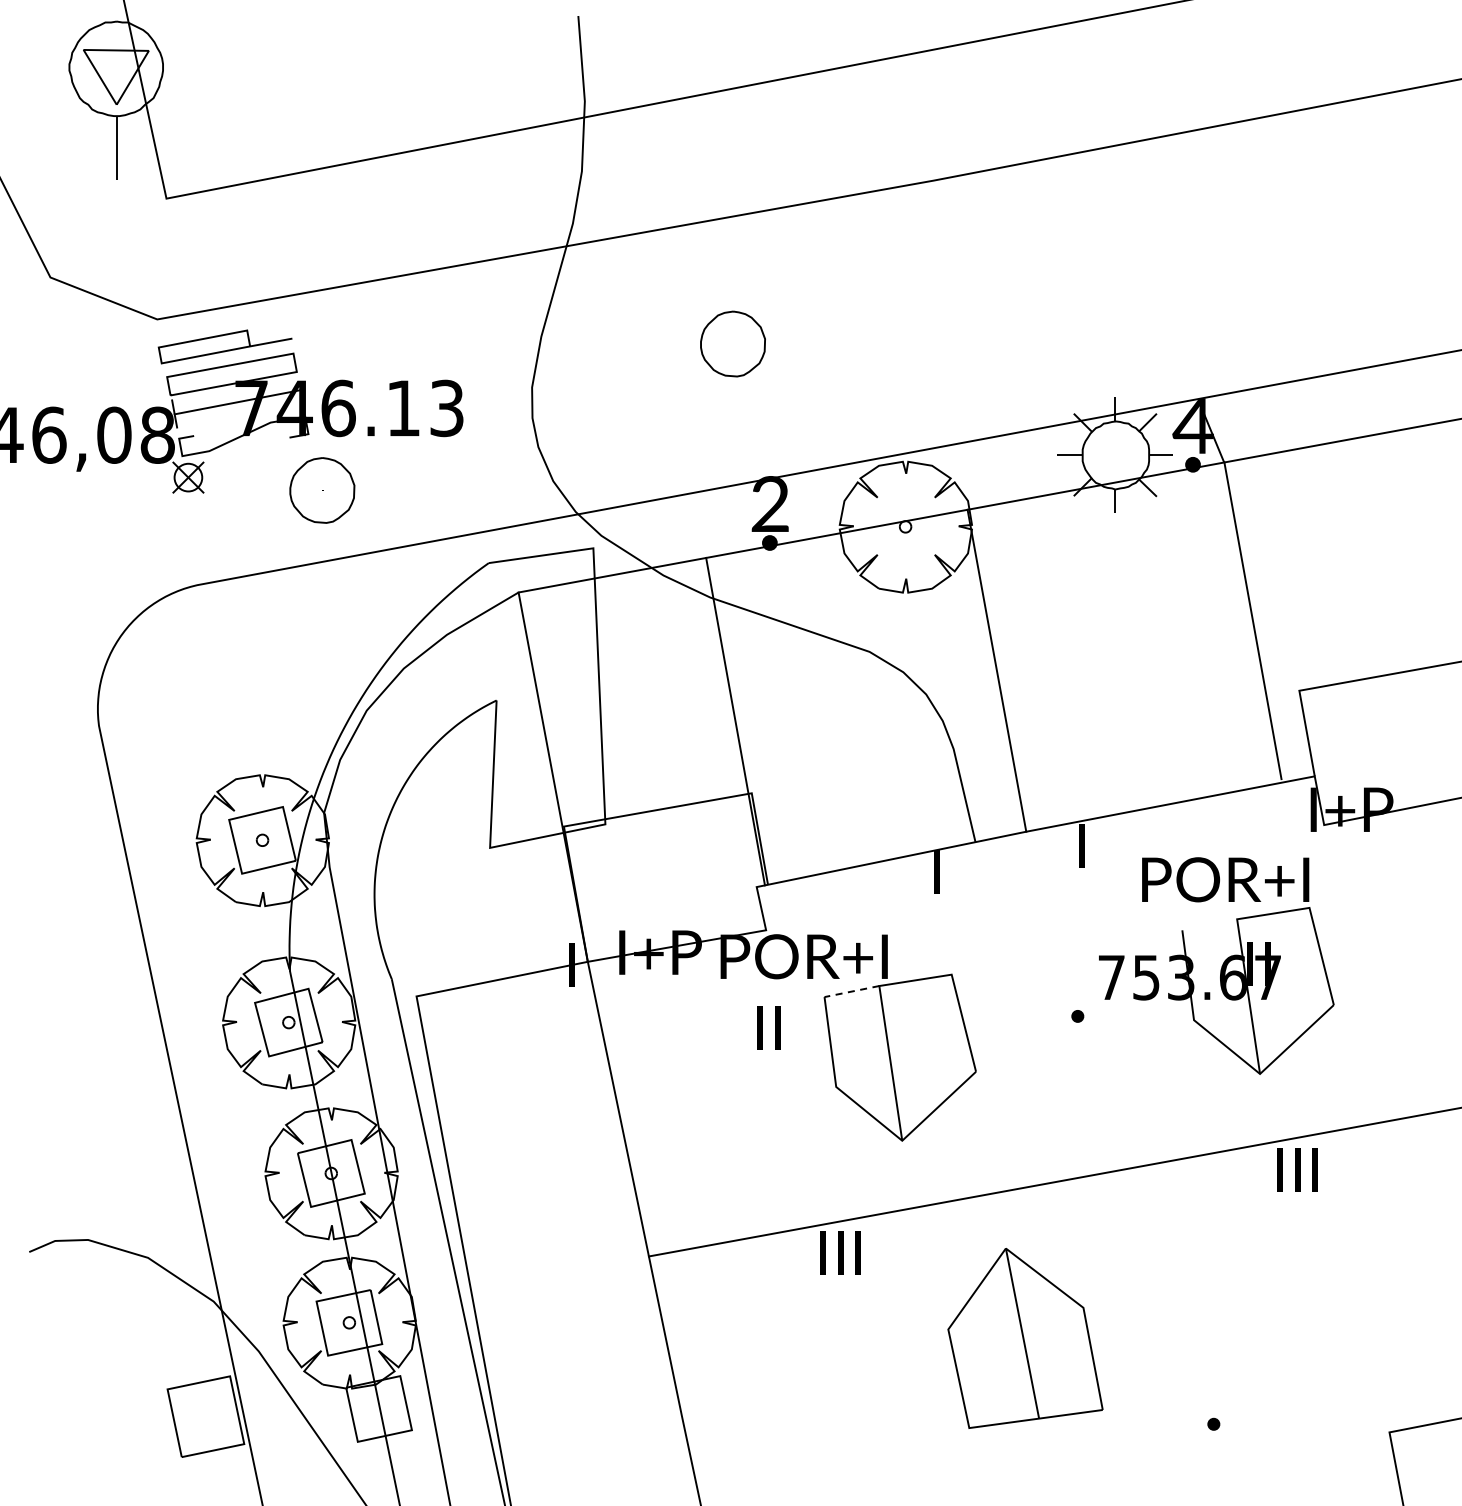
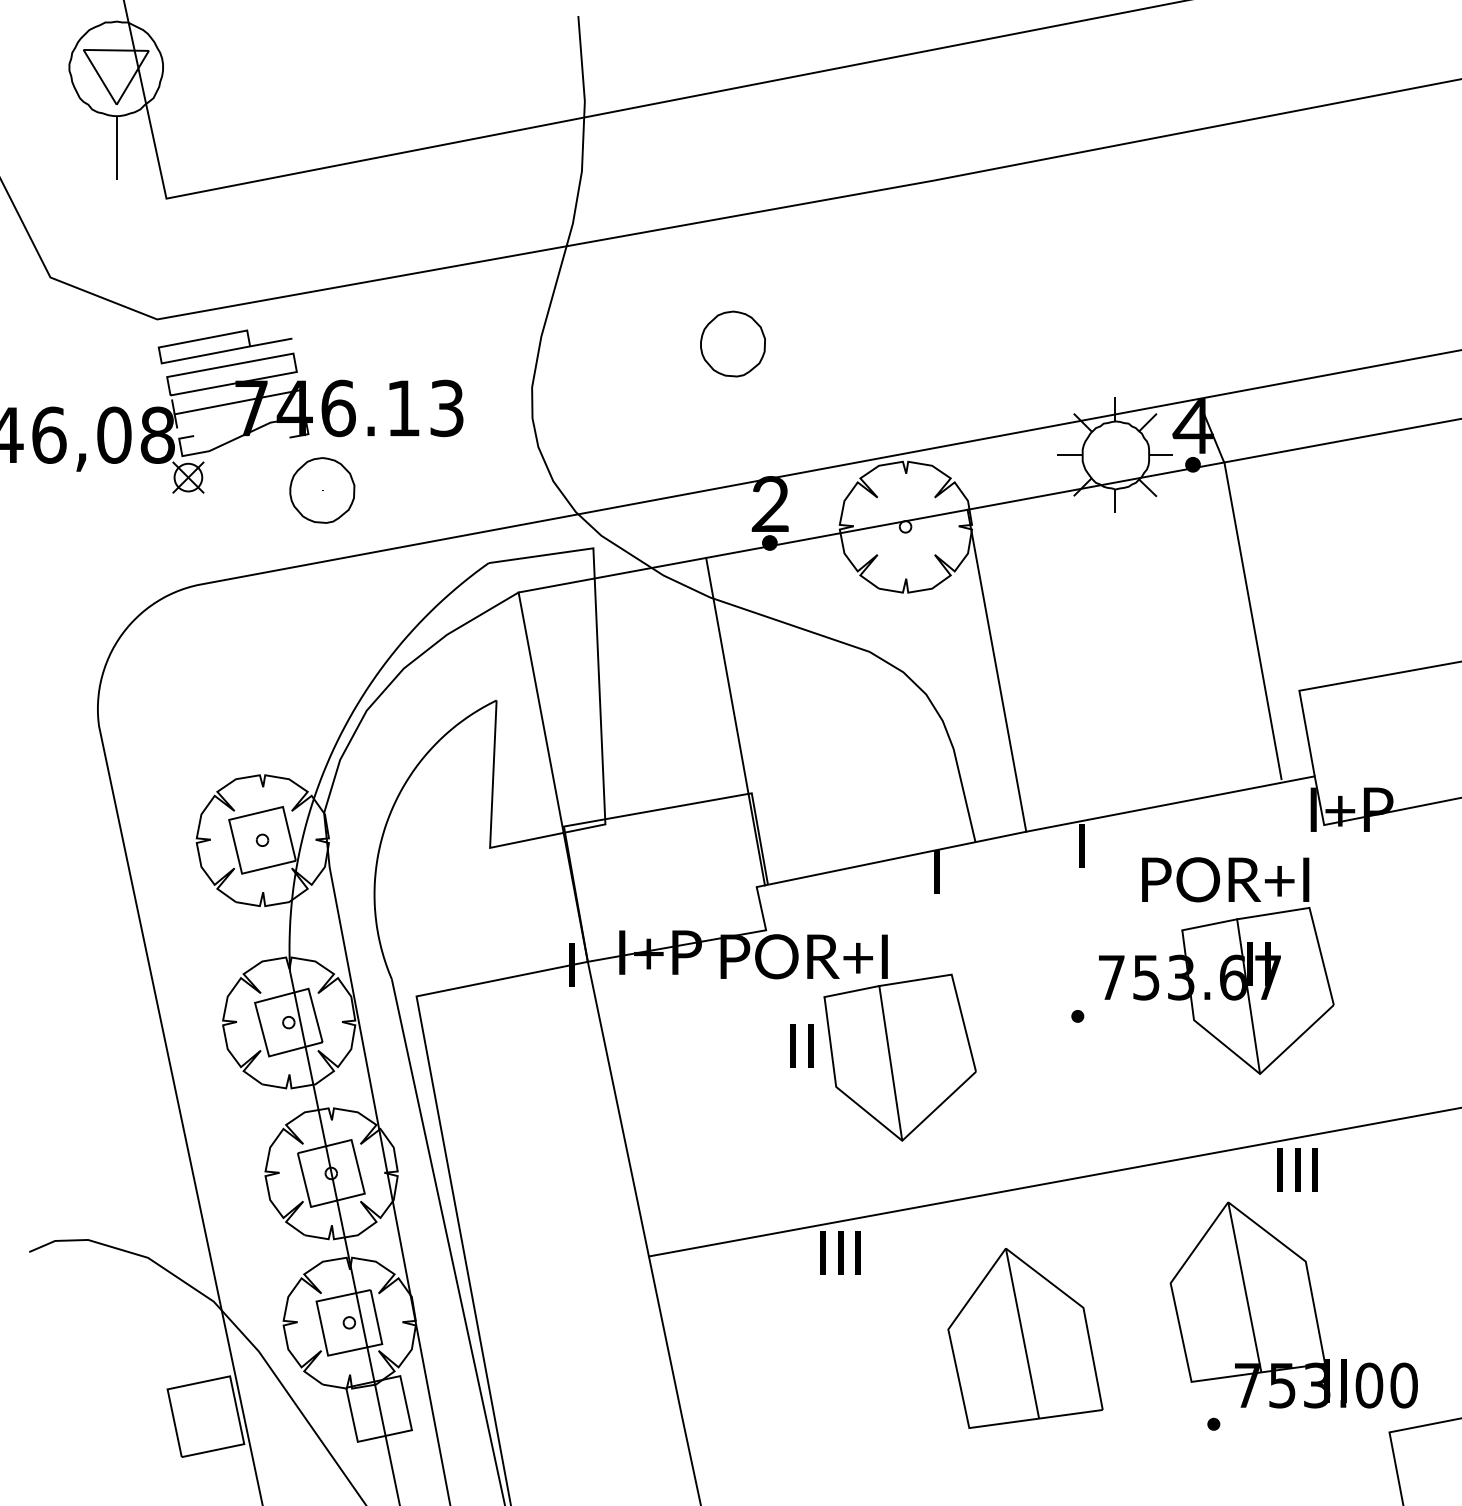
line: none -> present (1209, 924)
line: dashed -> solid (851, 991)
text position: (768, 1027) -> (801, 1045) (801, 1045)
part: none -> present (1293, 1304)
